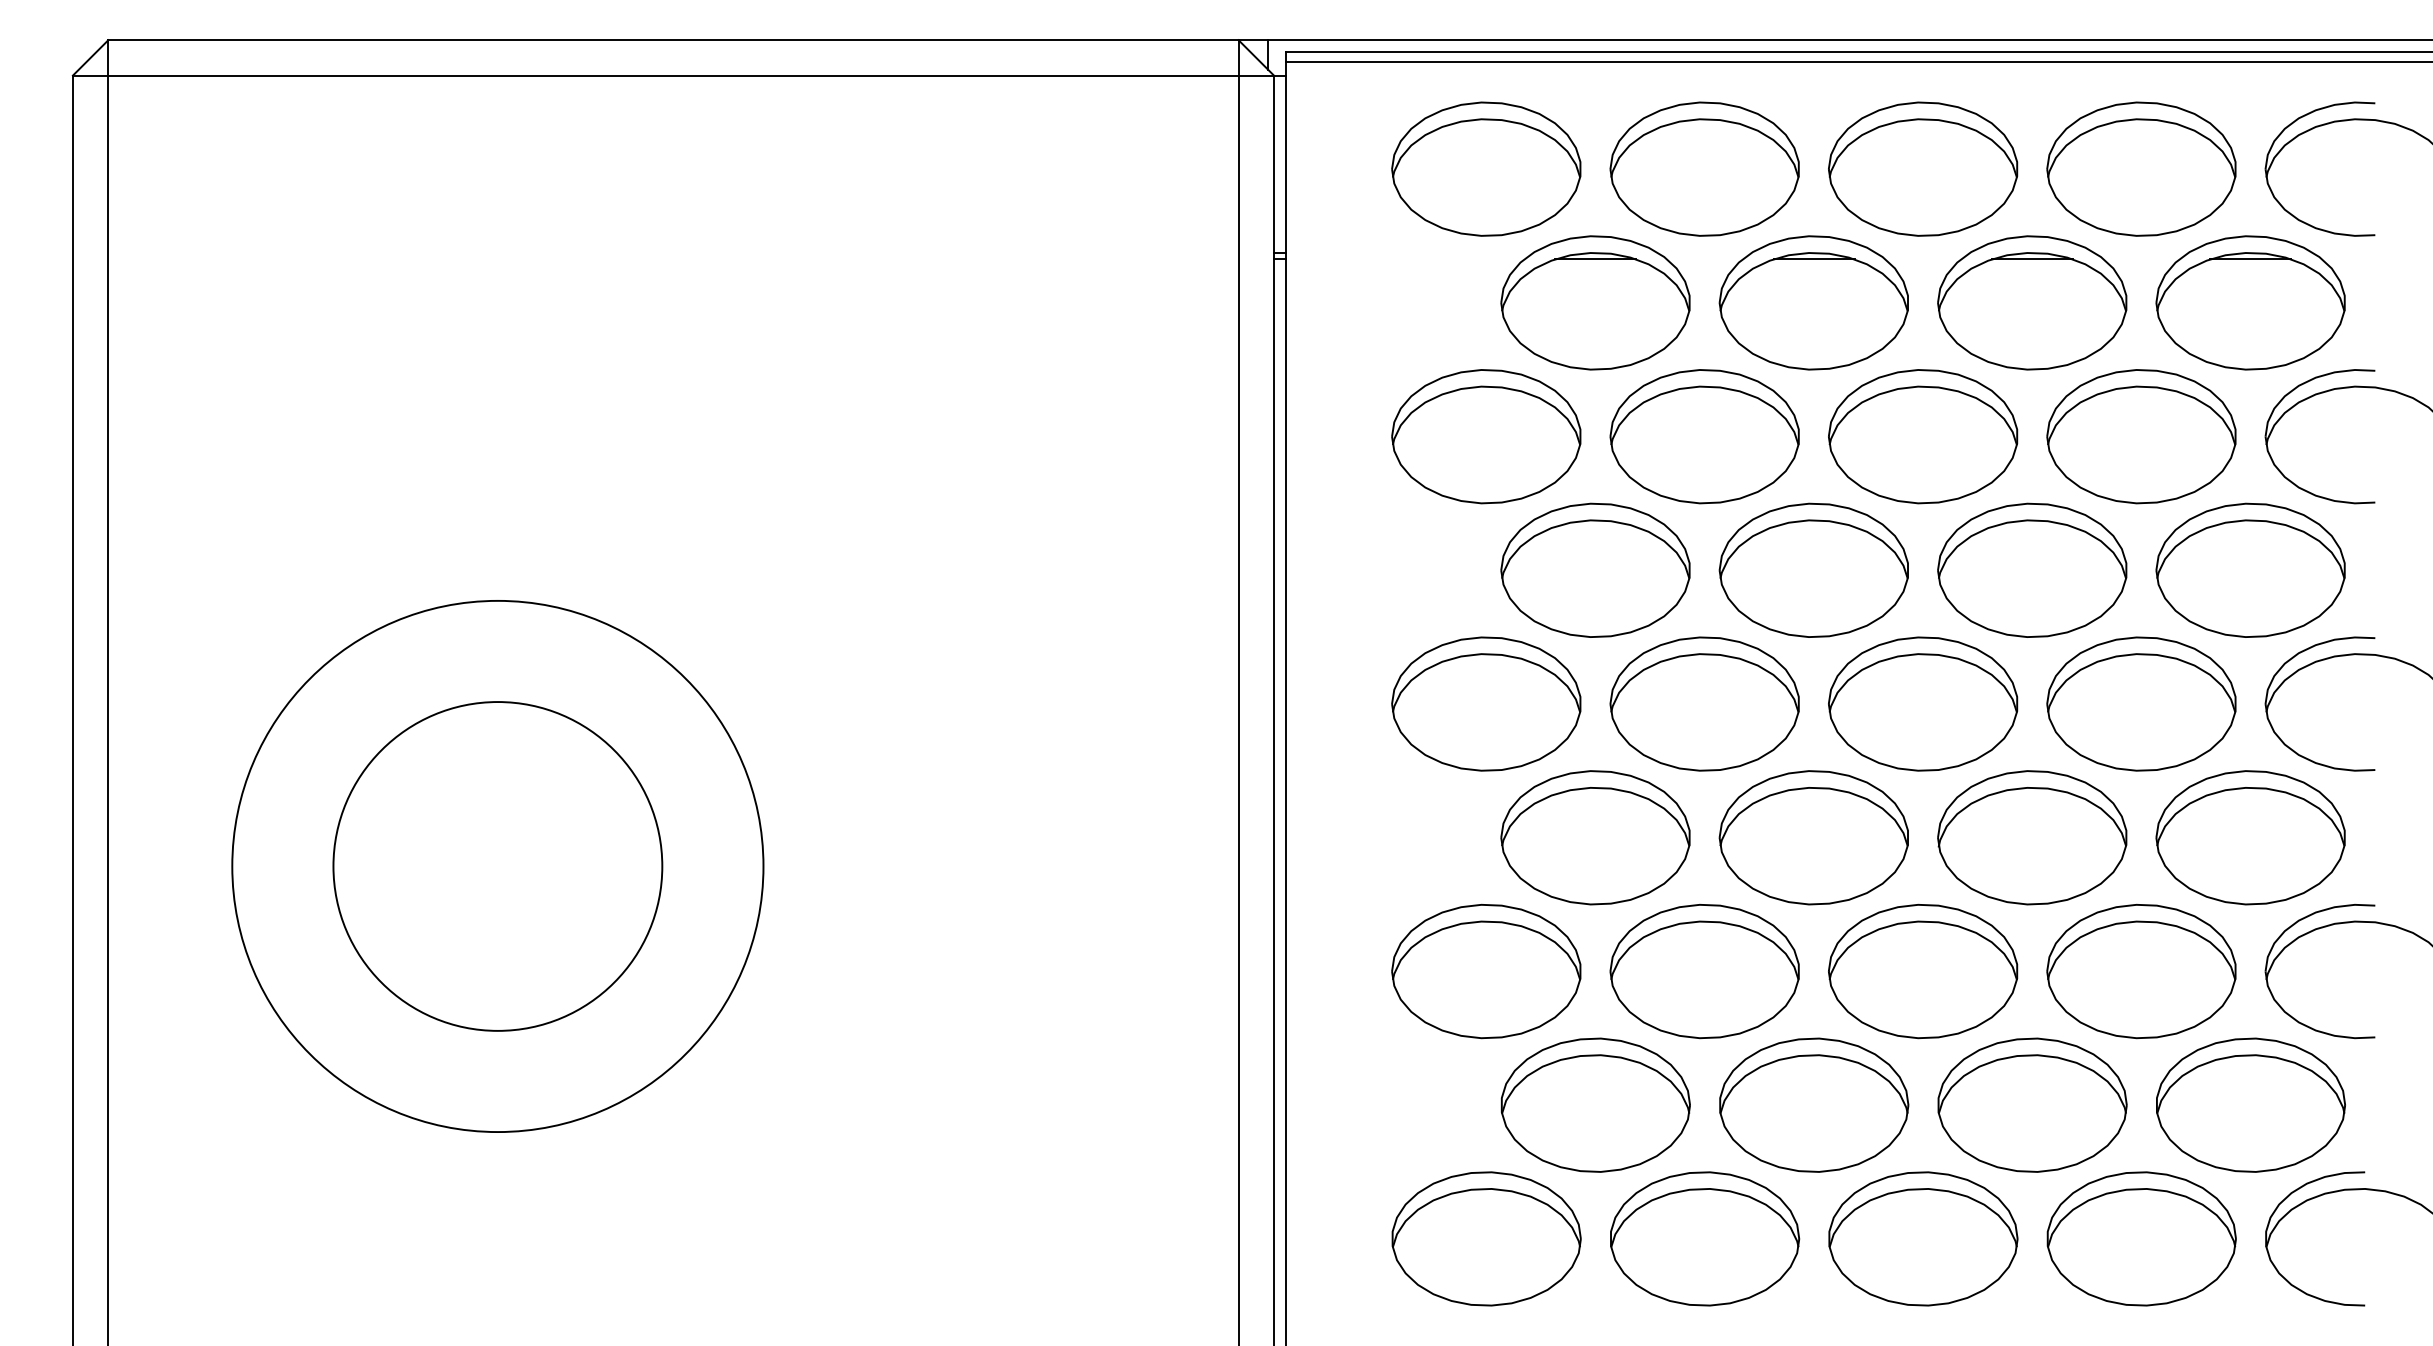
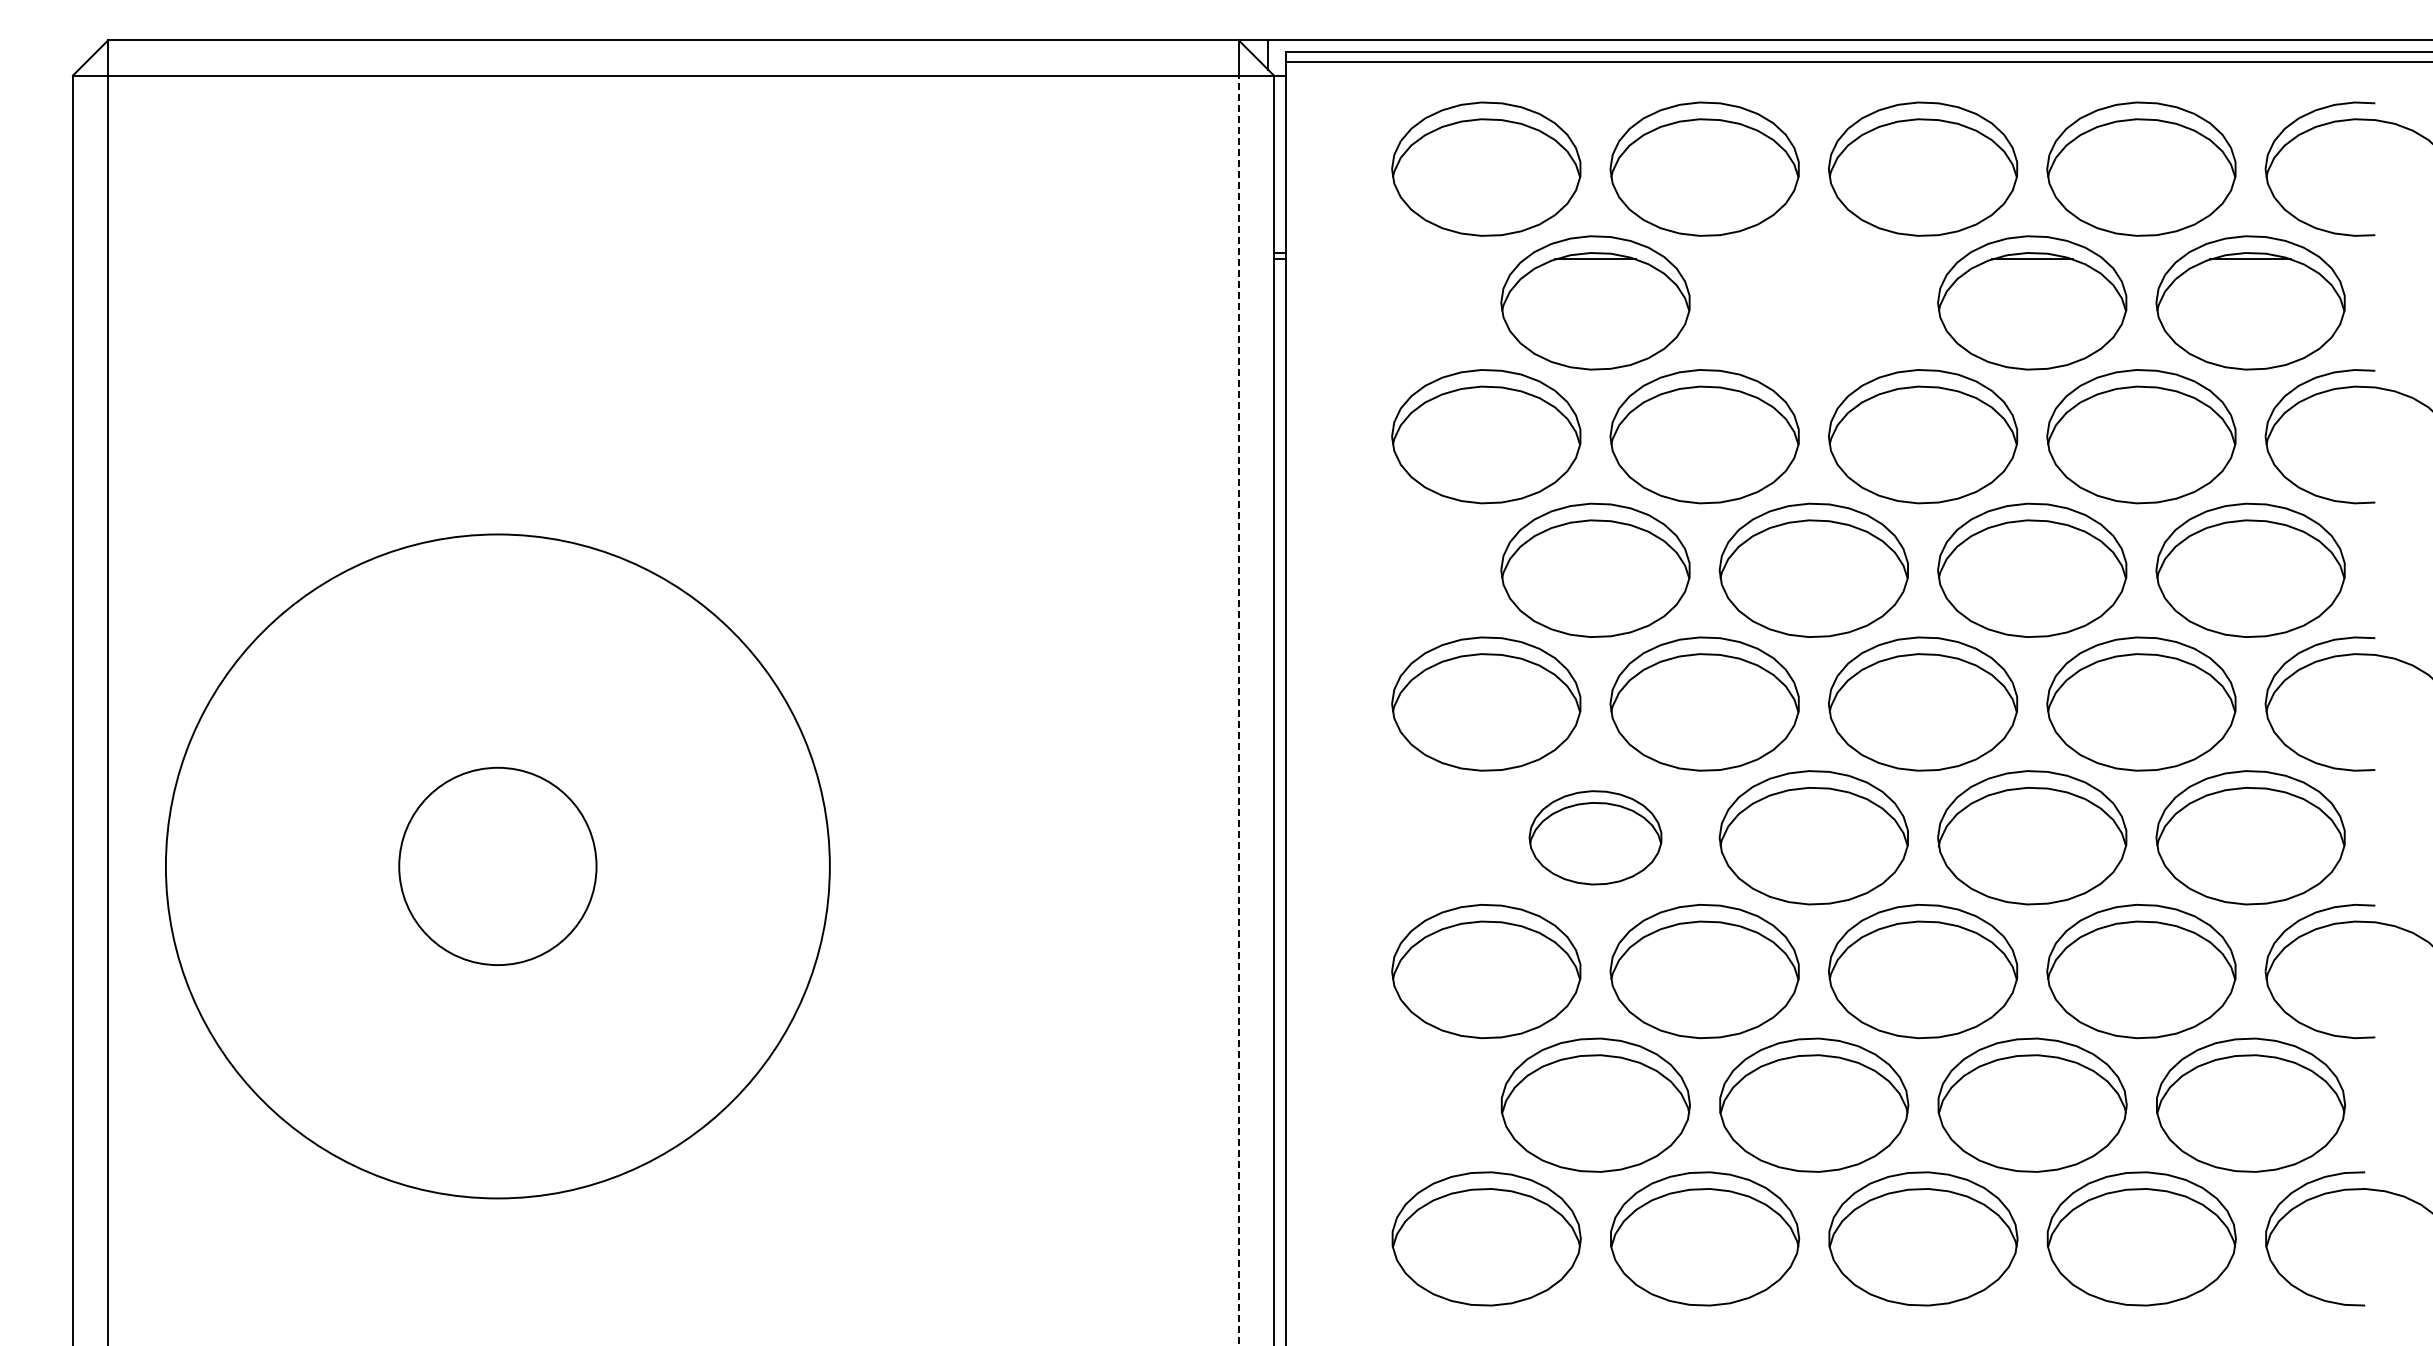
part: present -> none (1813, 302)
line: solid -> dashed (1238, 710)
part size: 191x136 px -> 135x96 px (1595, 837)
circle diameter: 329 px -> 197 px (497, 866)
circle diameter: 531 px -> 664 px (497, 866)
